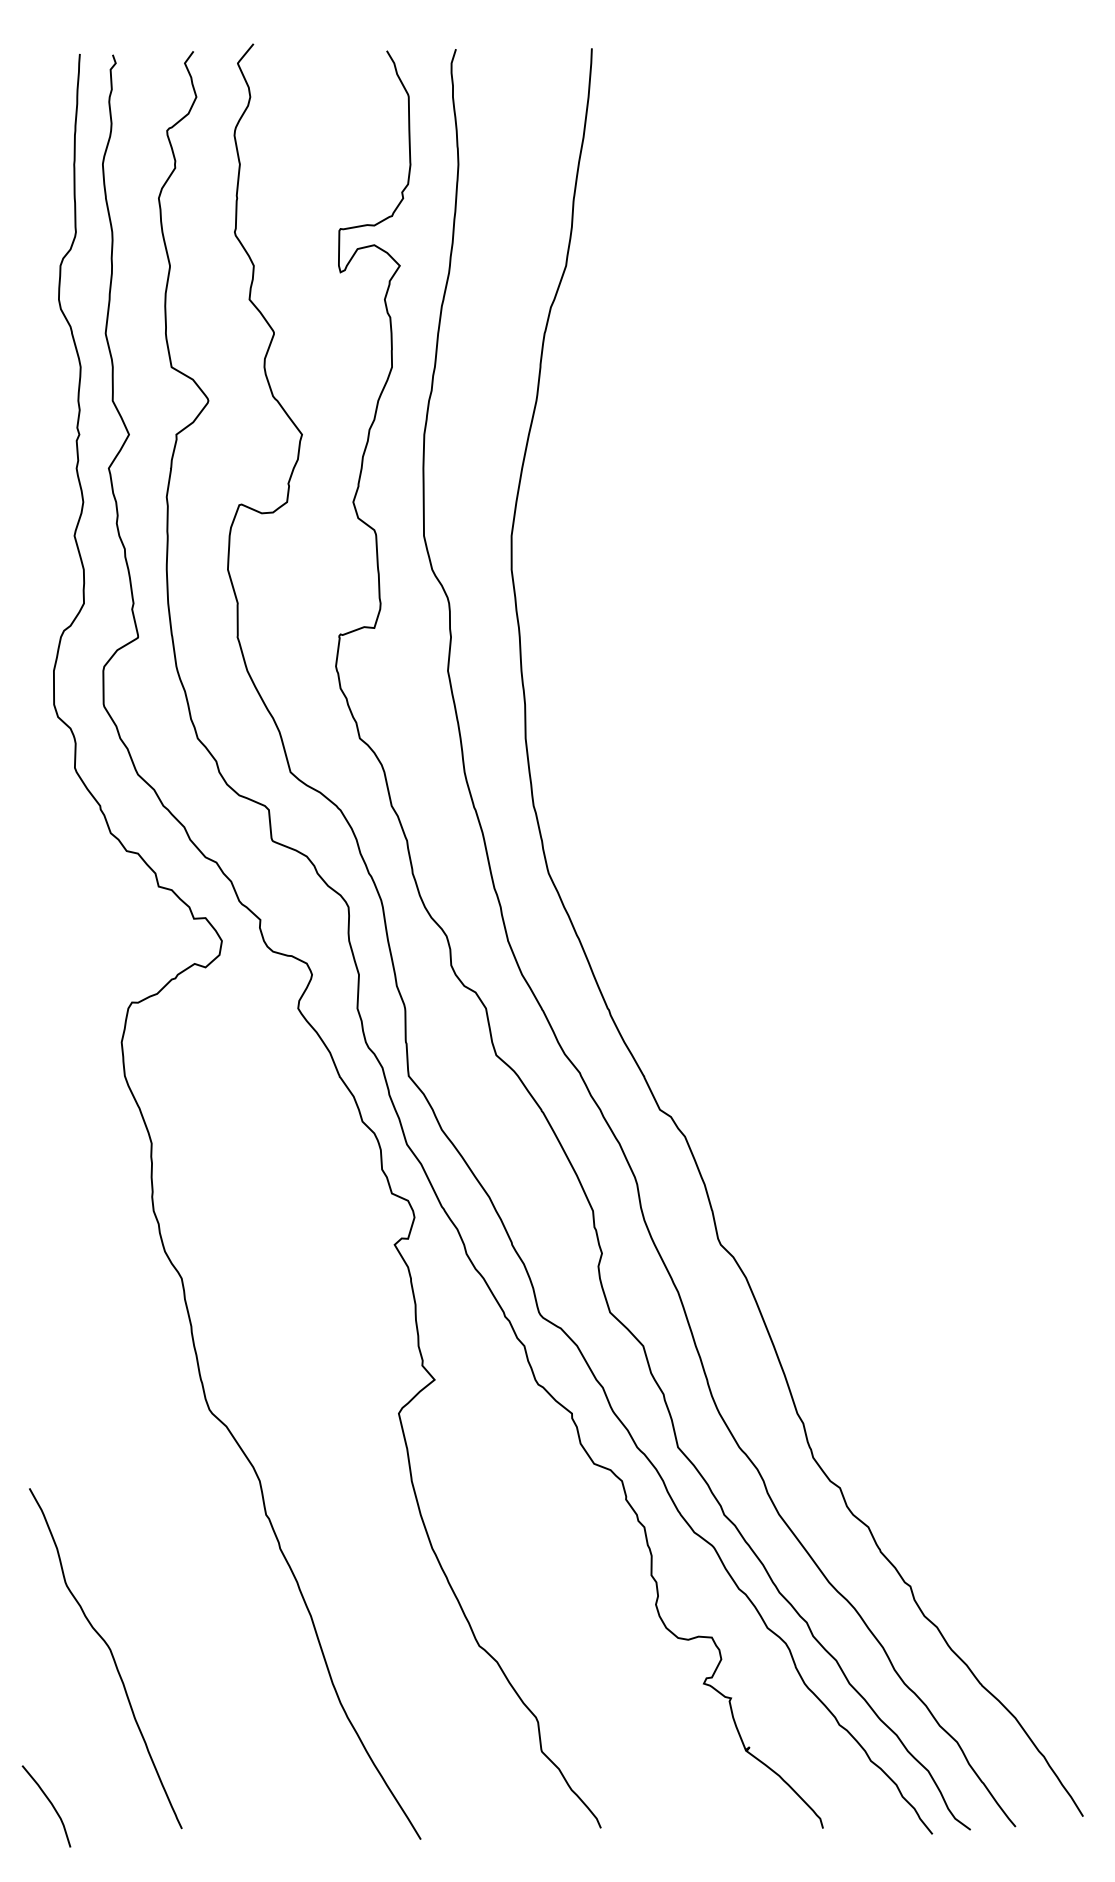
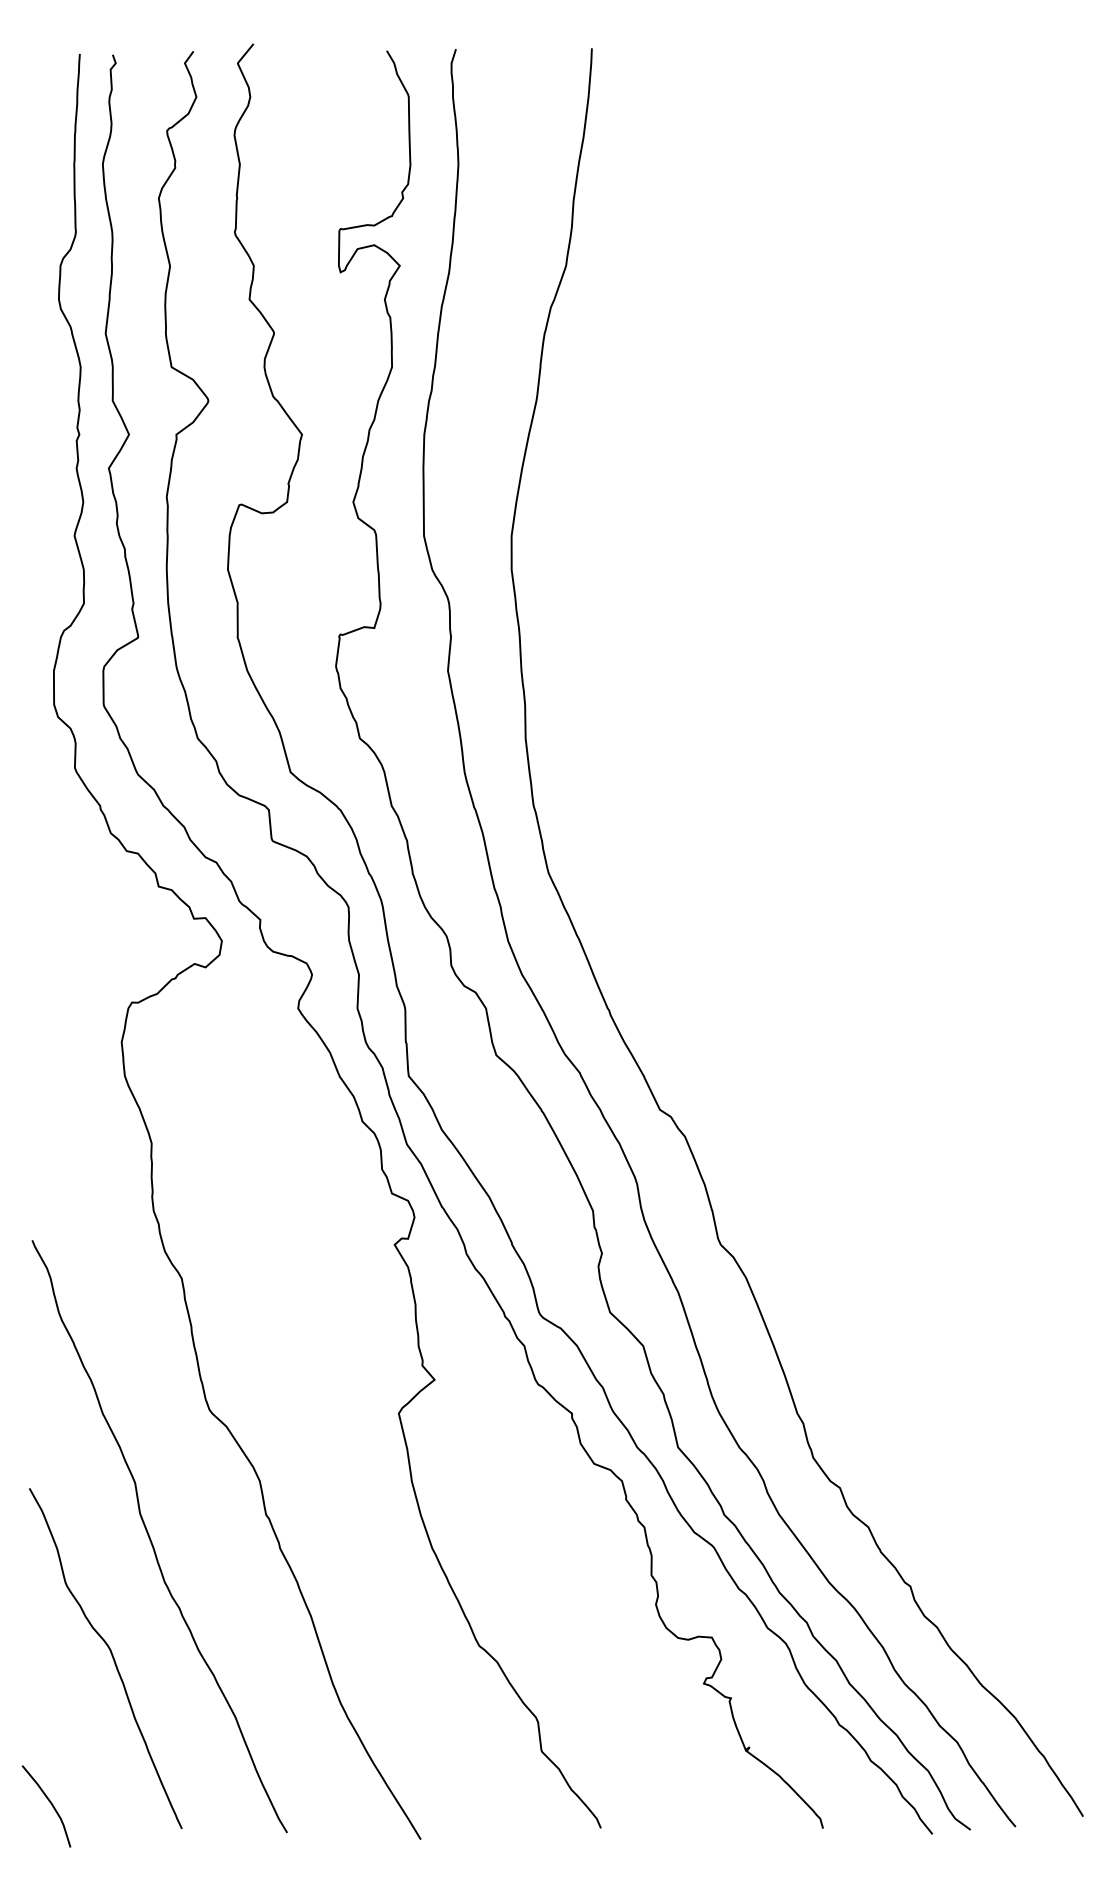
curve: none -> present (151, 1539)
